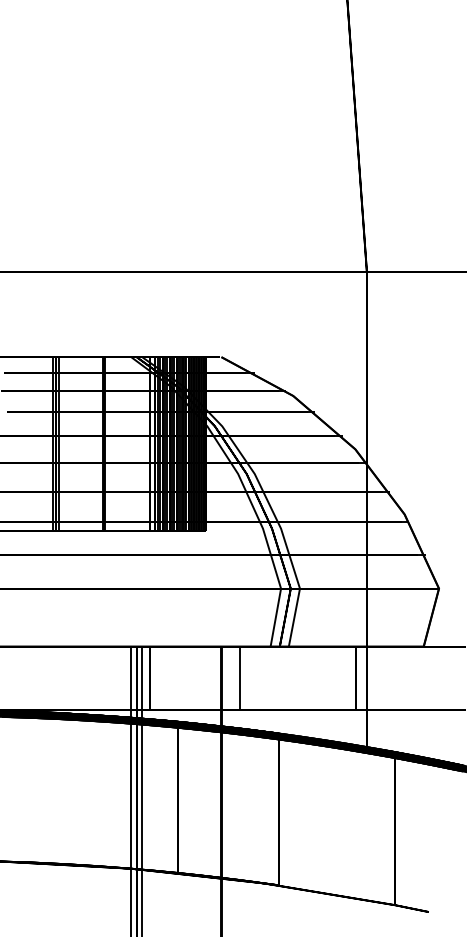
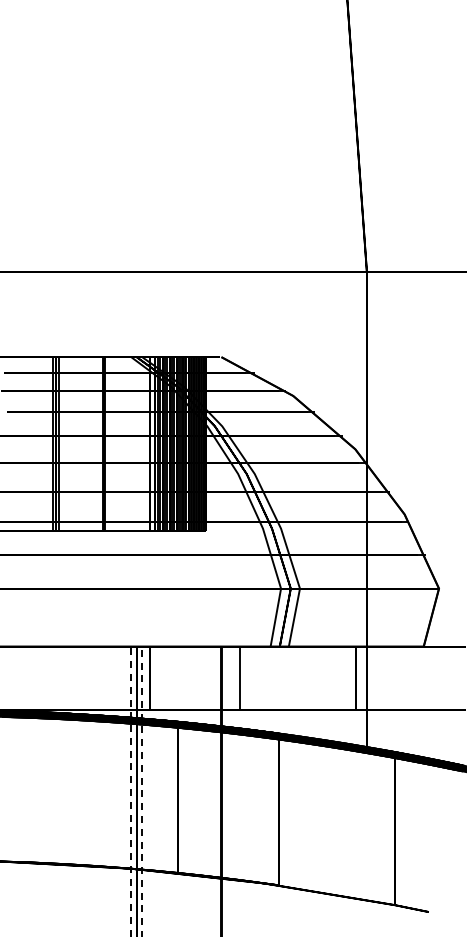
line: solid -> dashed (131, 791)
line: solid -> dashed (142, 791)
